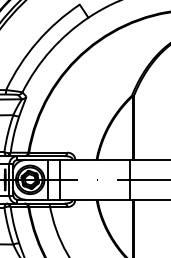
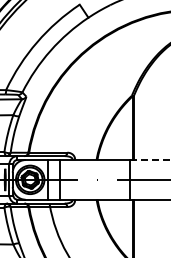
line: solid -> dashed (150, 160)
